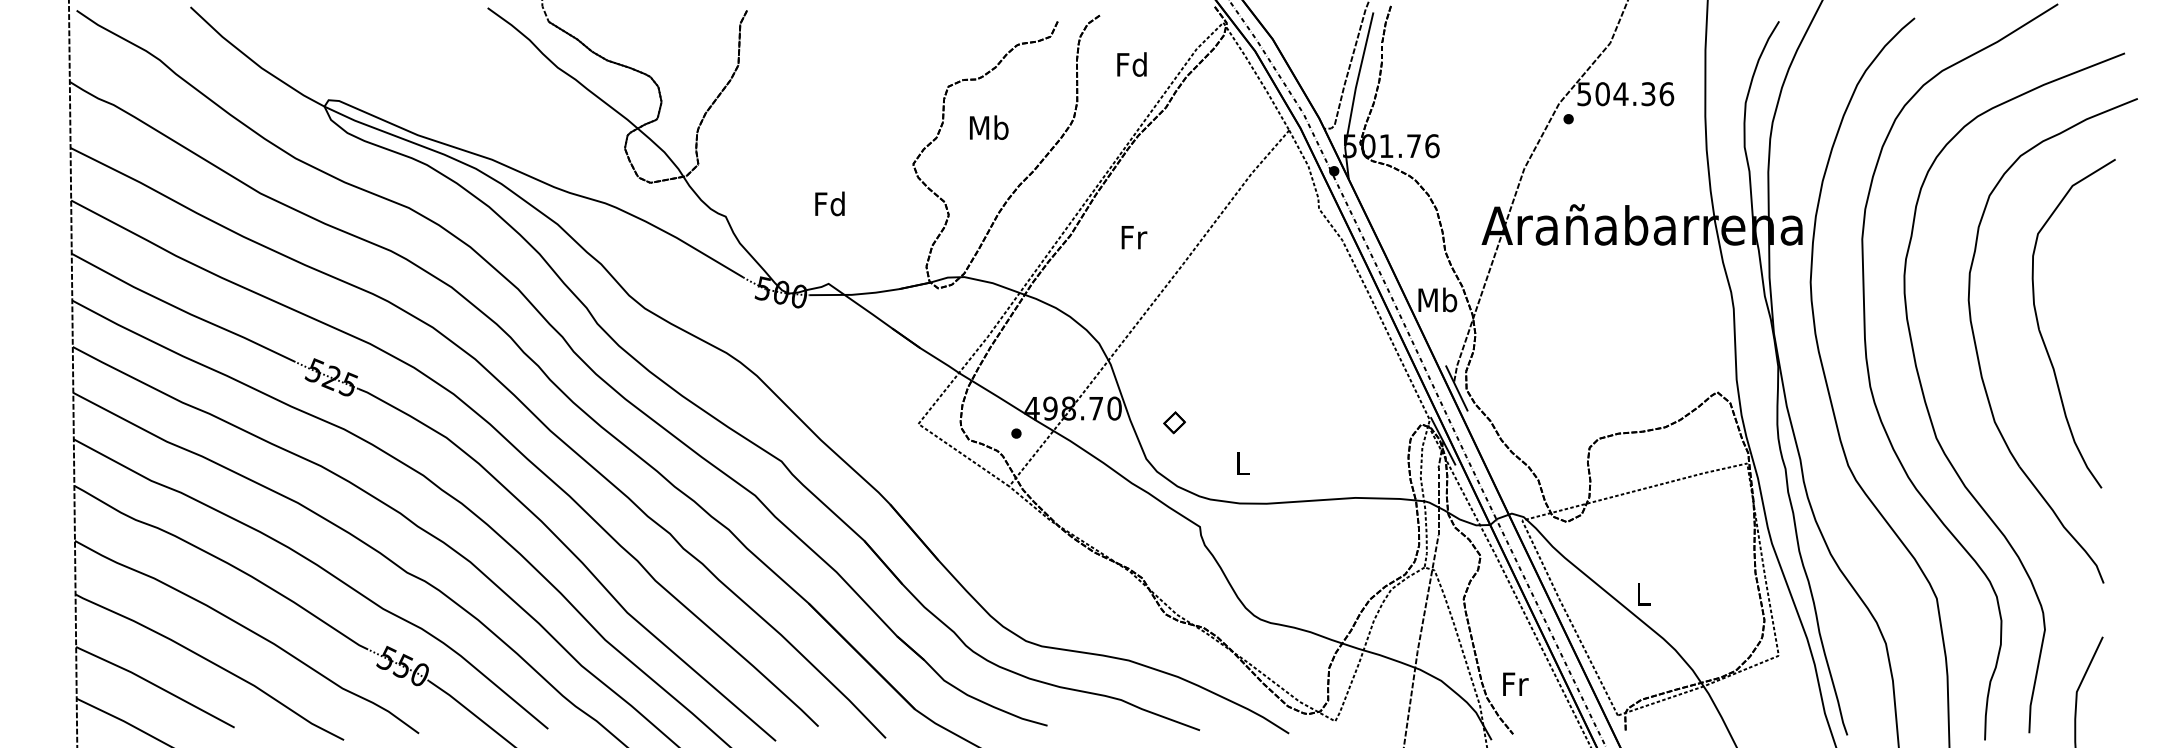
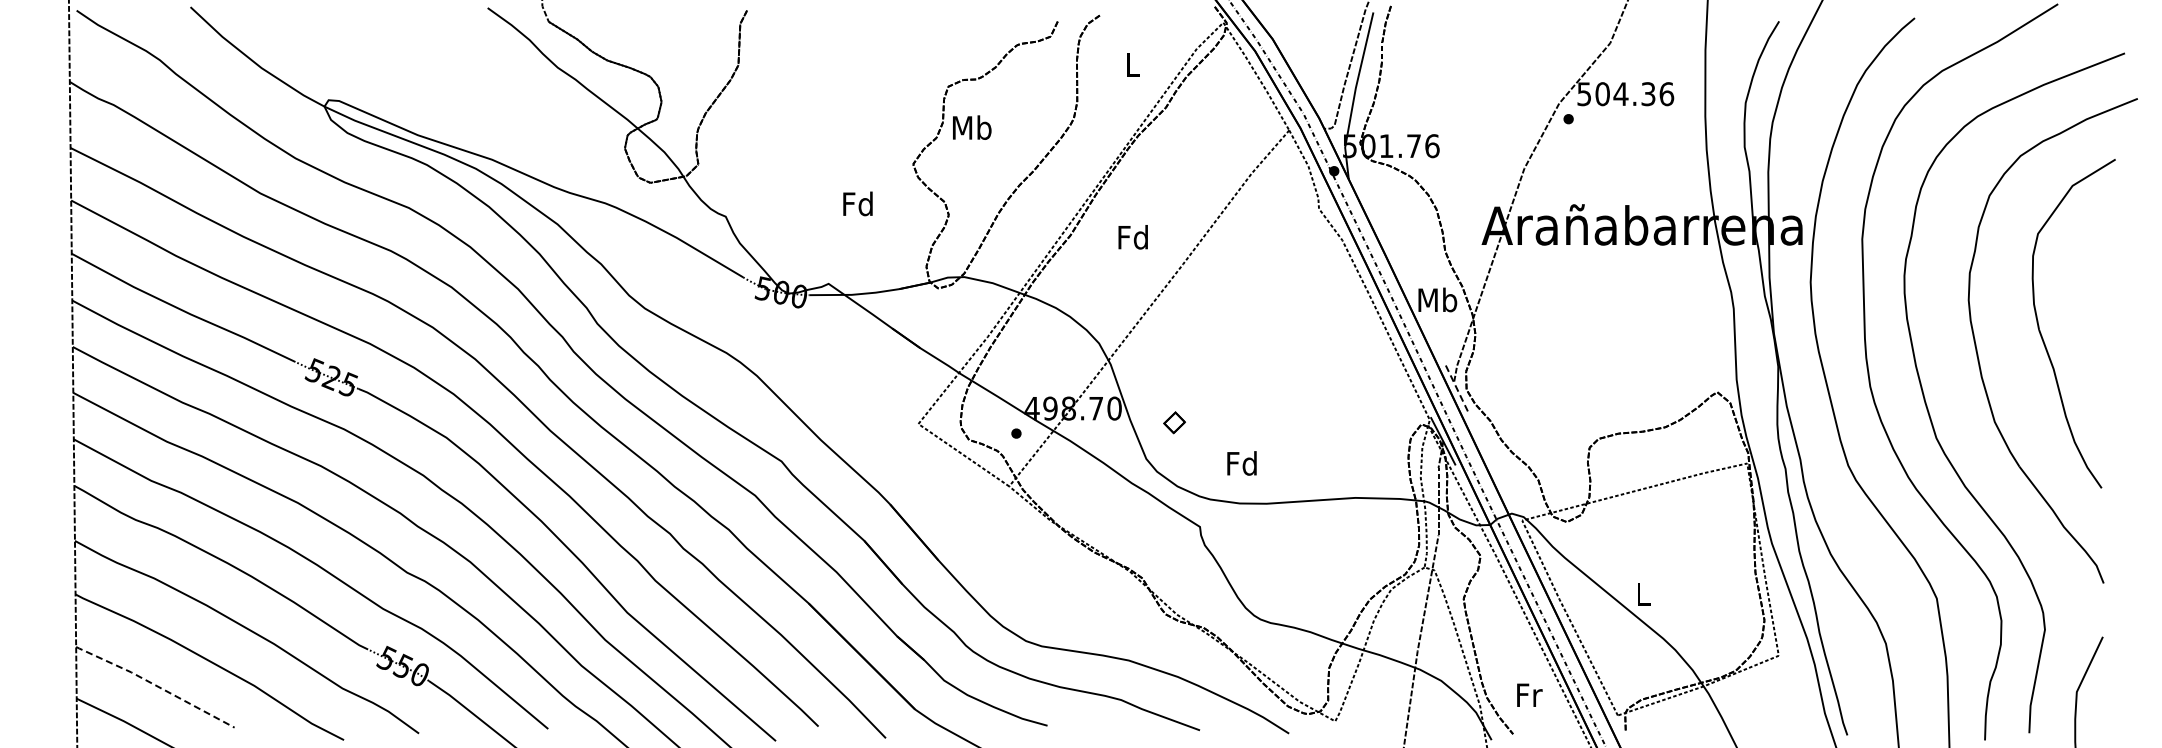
text: Fd -> L (1131, 64)
text position: (989, 127) -> (972, 127) (972, 127)
text position: (829, 203) -> (857, 203) (857, 203)
text: Fr -> Fd (1132, 237)
line: solid -> dashed (1457, 388)
text: L -> Fd (1241, 463)
text position: (1515, 683) -> (1529, 694) (1529, 694)
line: solid -> dashed (154, 684)
